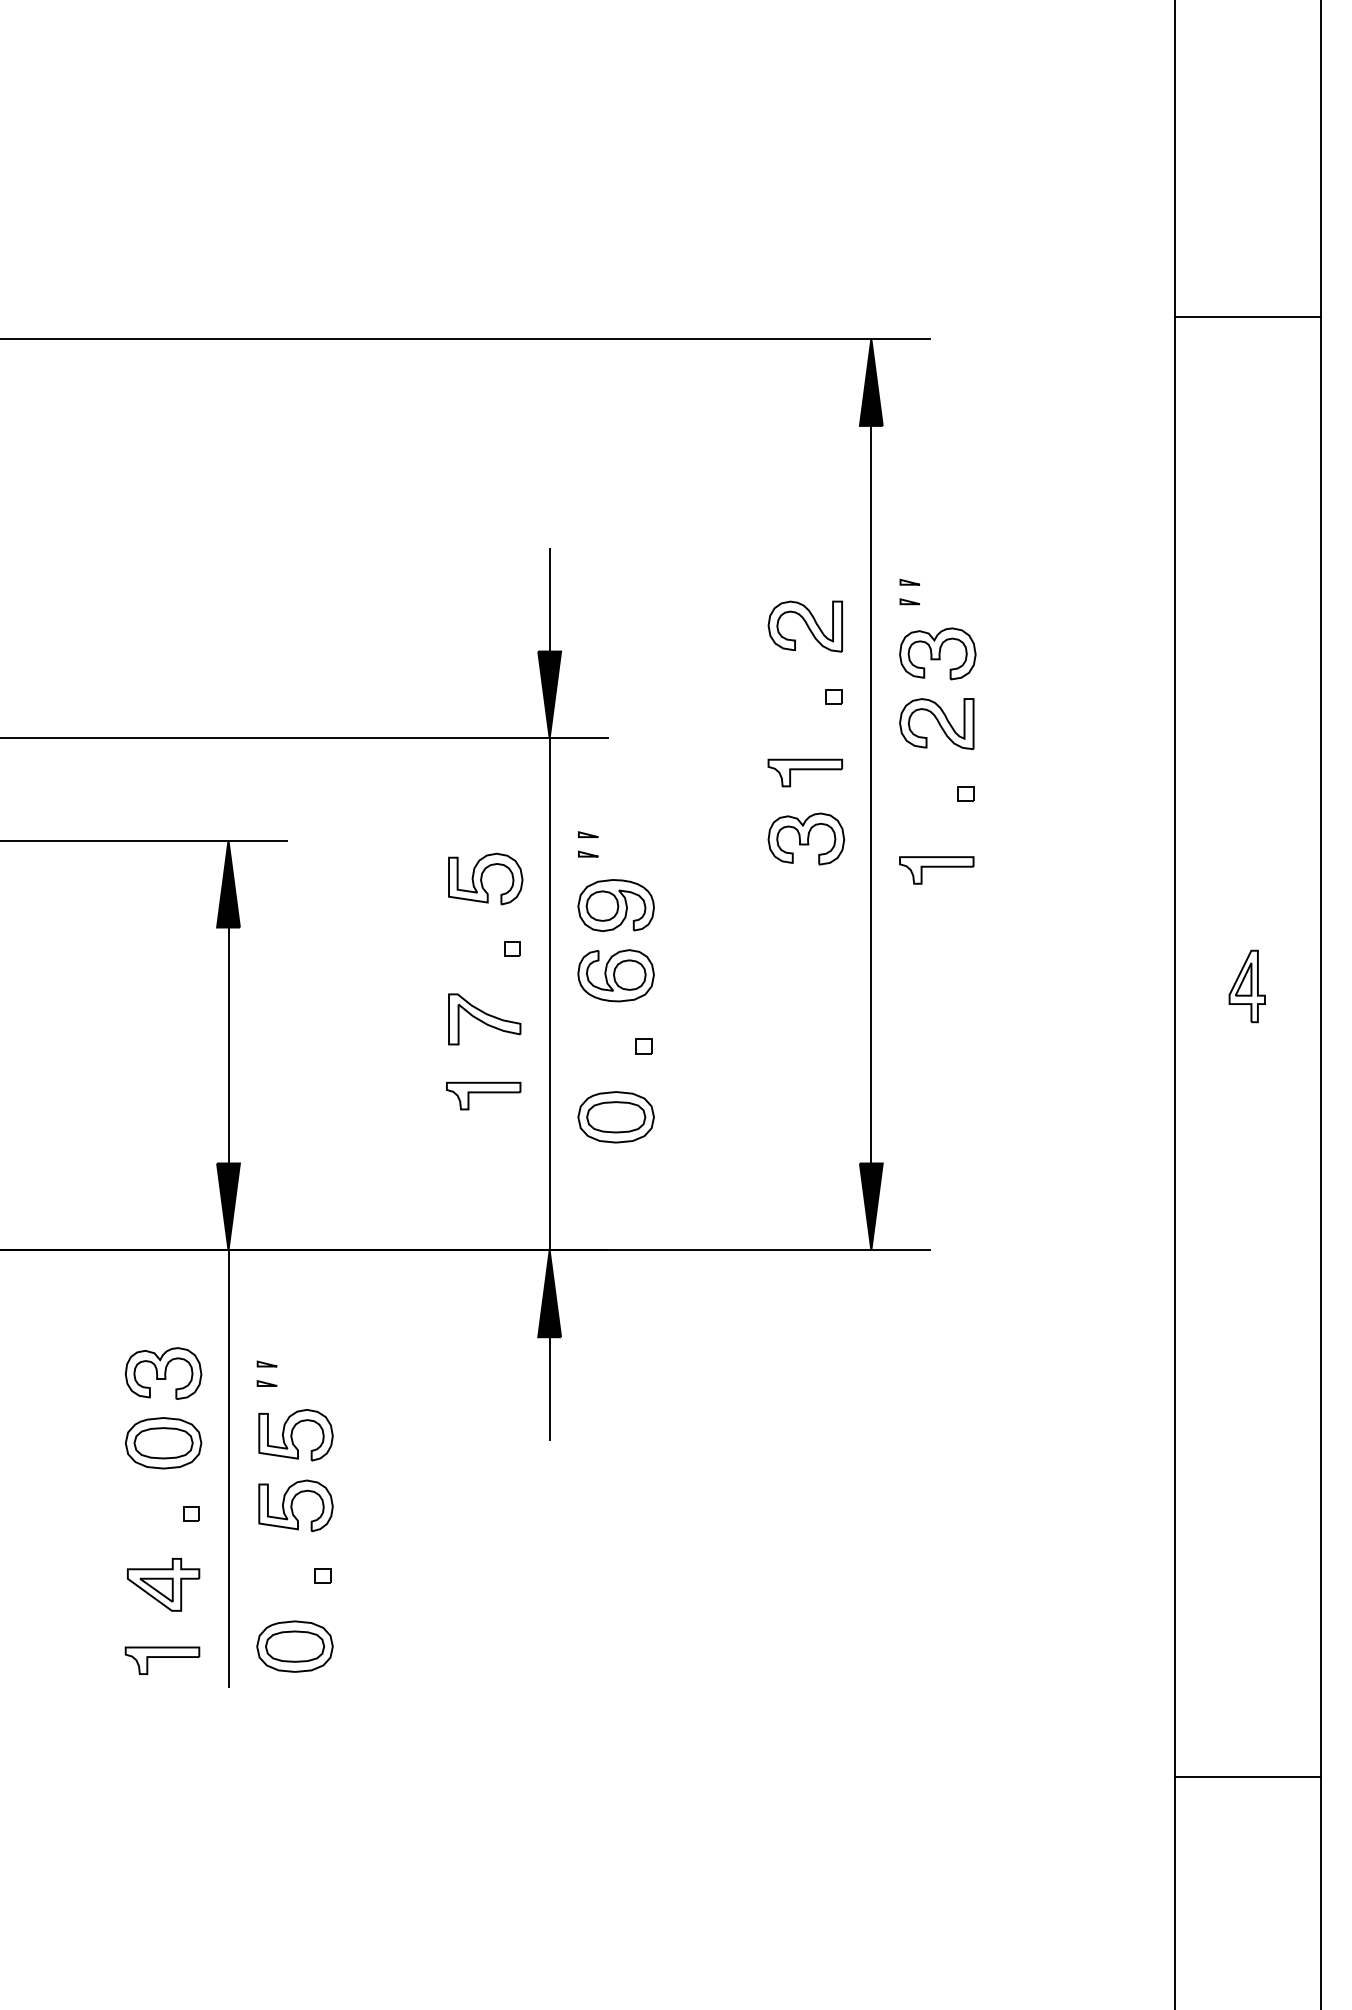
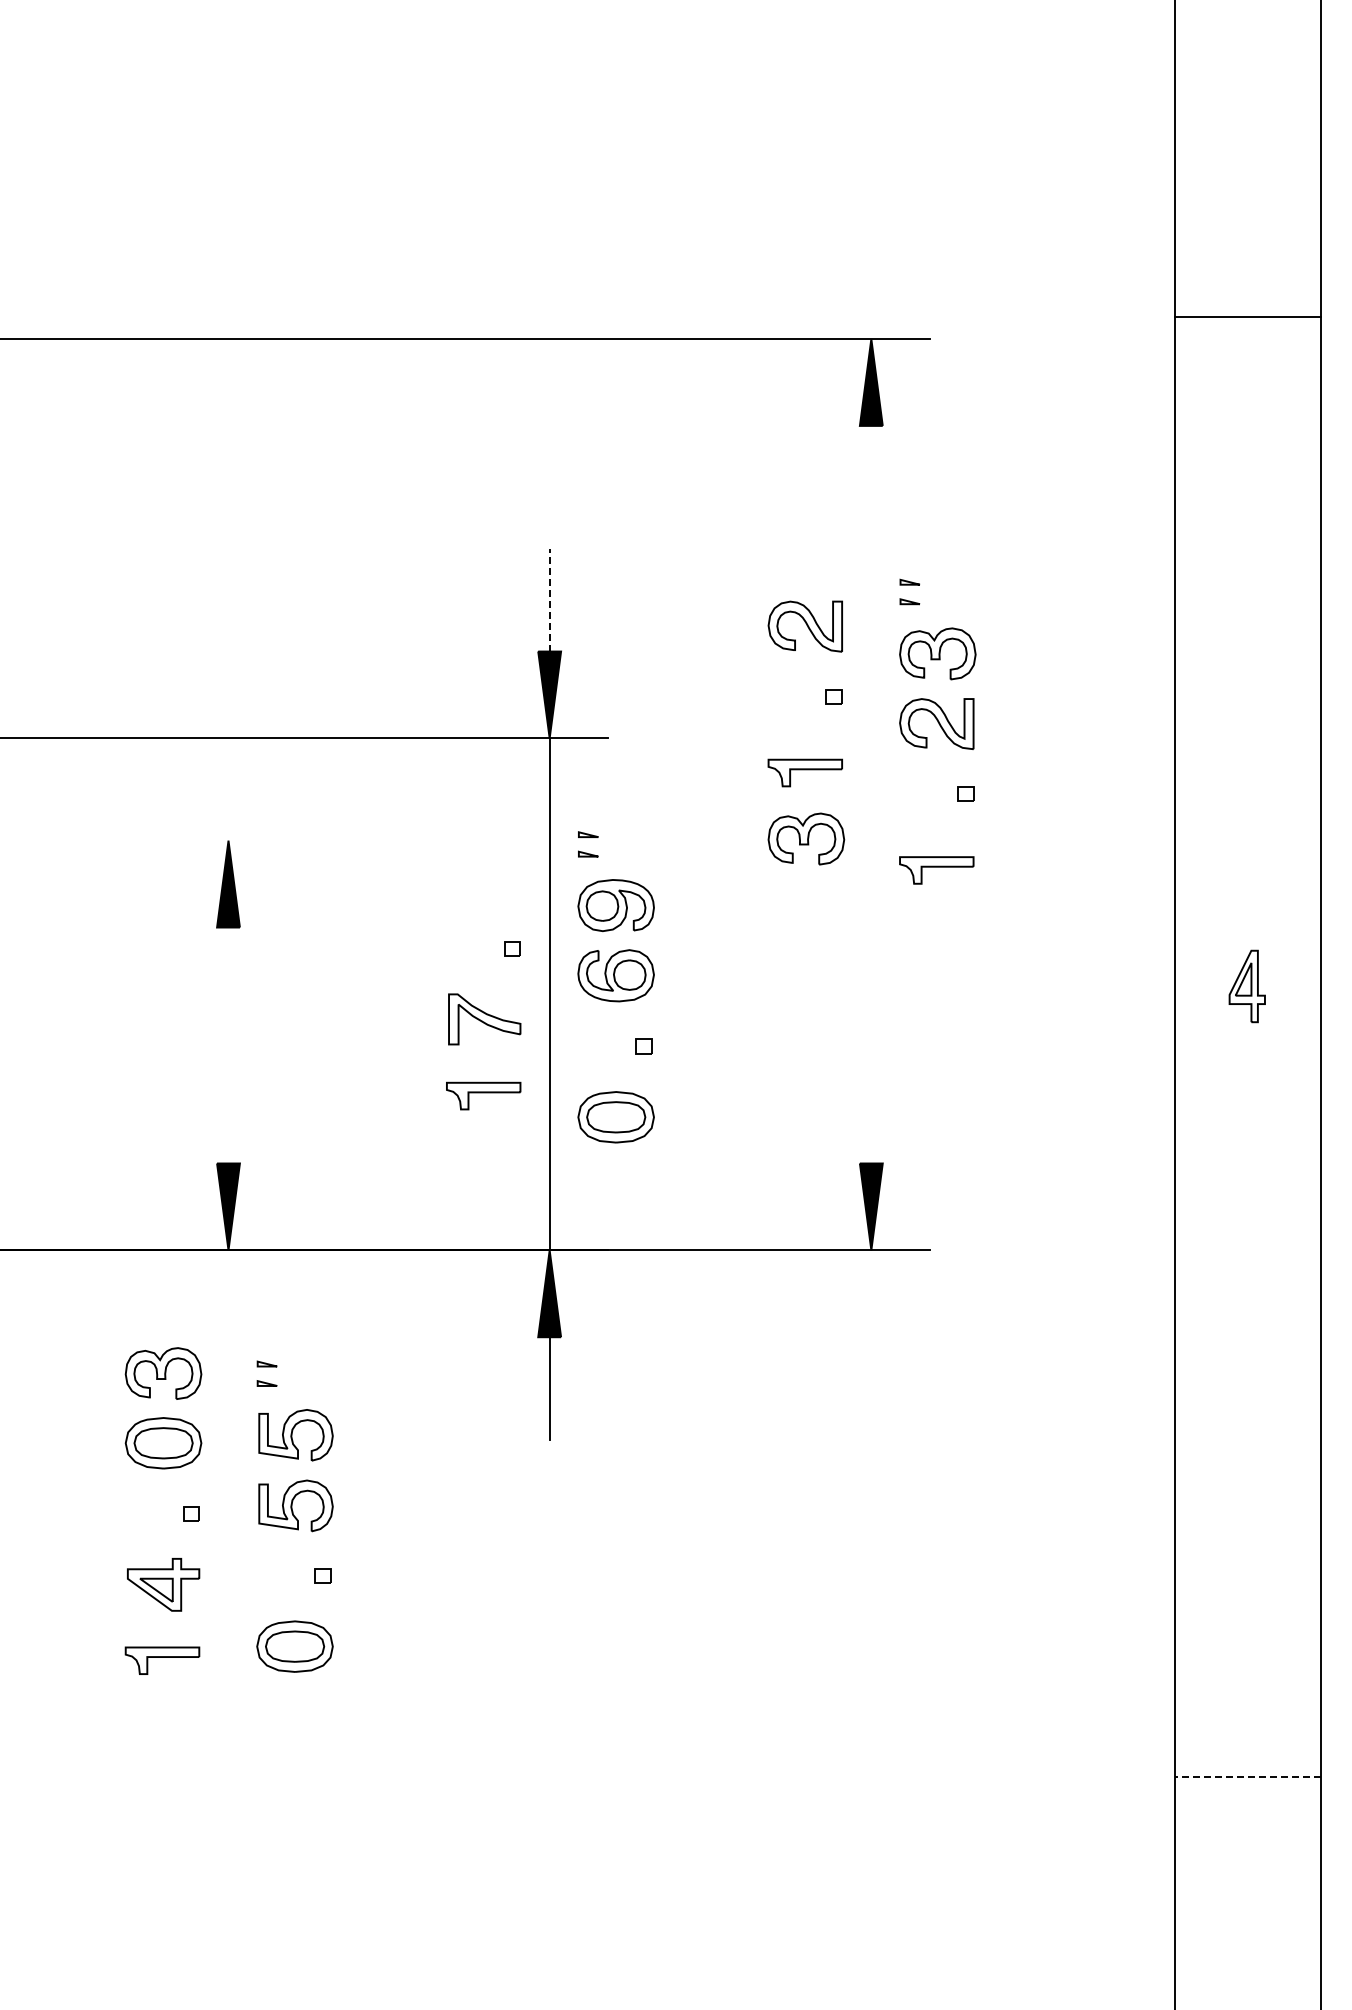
line: solid -> dashed (549, 599)
line: present -> none (871, 794)
line: present -> none (144, 840)
part: present -> none (485, 878)
line: present -> none (228, 1045)
line: present -> none (228, 1468)
line: solid -> dashed (1247, 1777)
